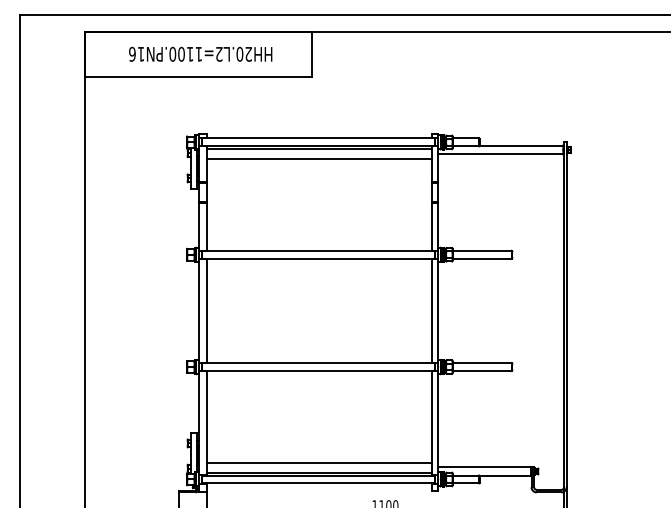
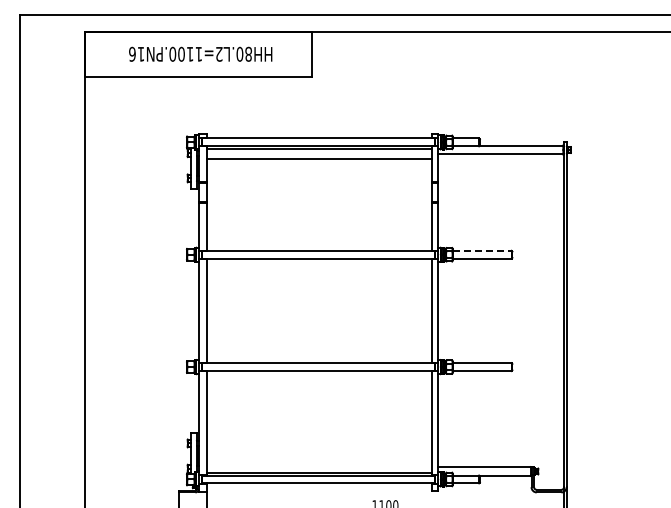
text: HH20.L2=1100.PN16 -> HH80.L2=1100.PN16 (248, 53)
line: solid -> dashed (482, 250)
line: present -> none (318, 463)
